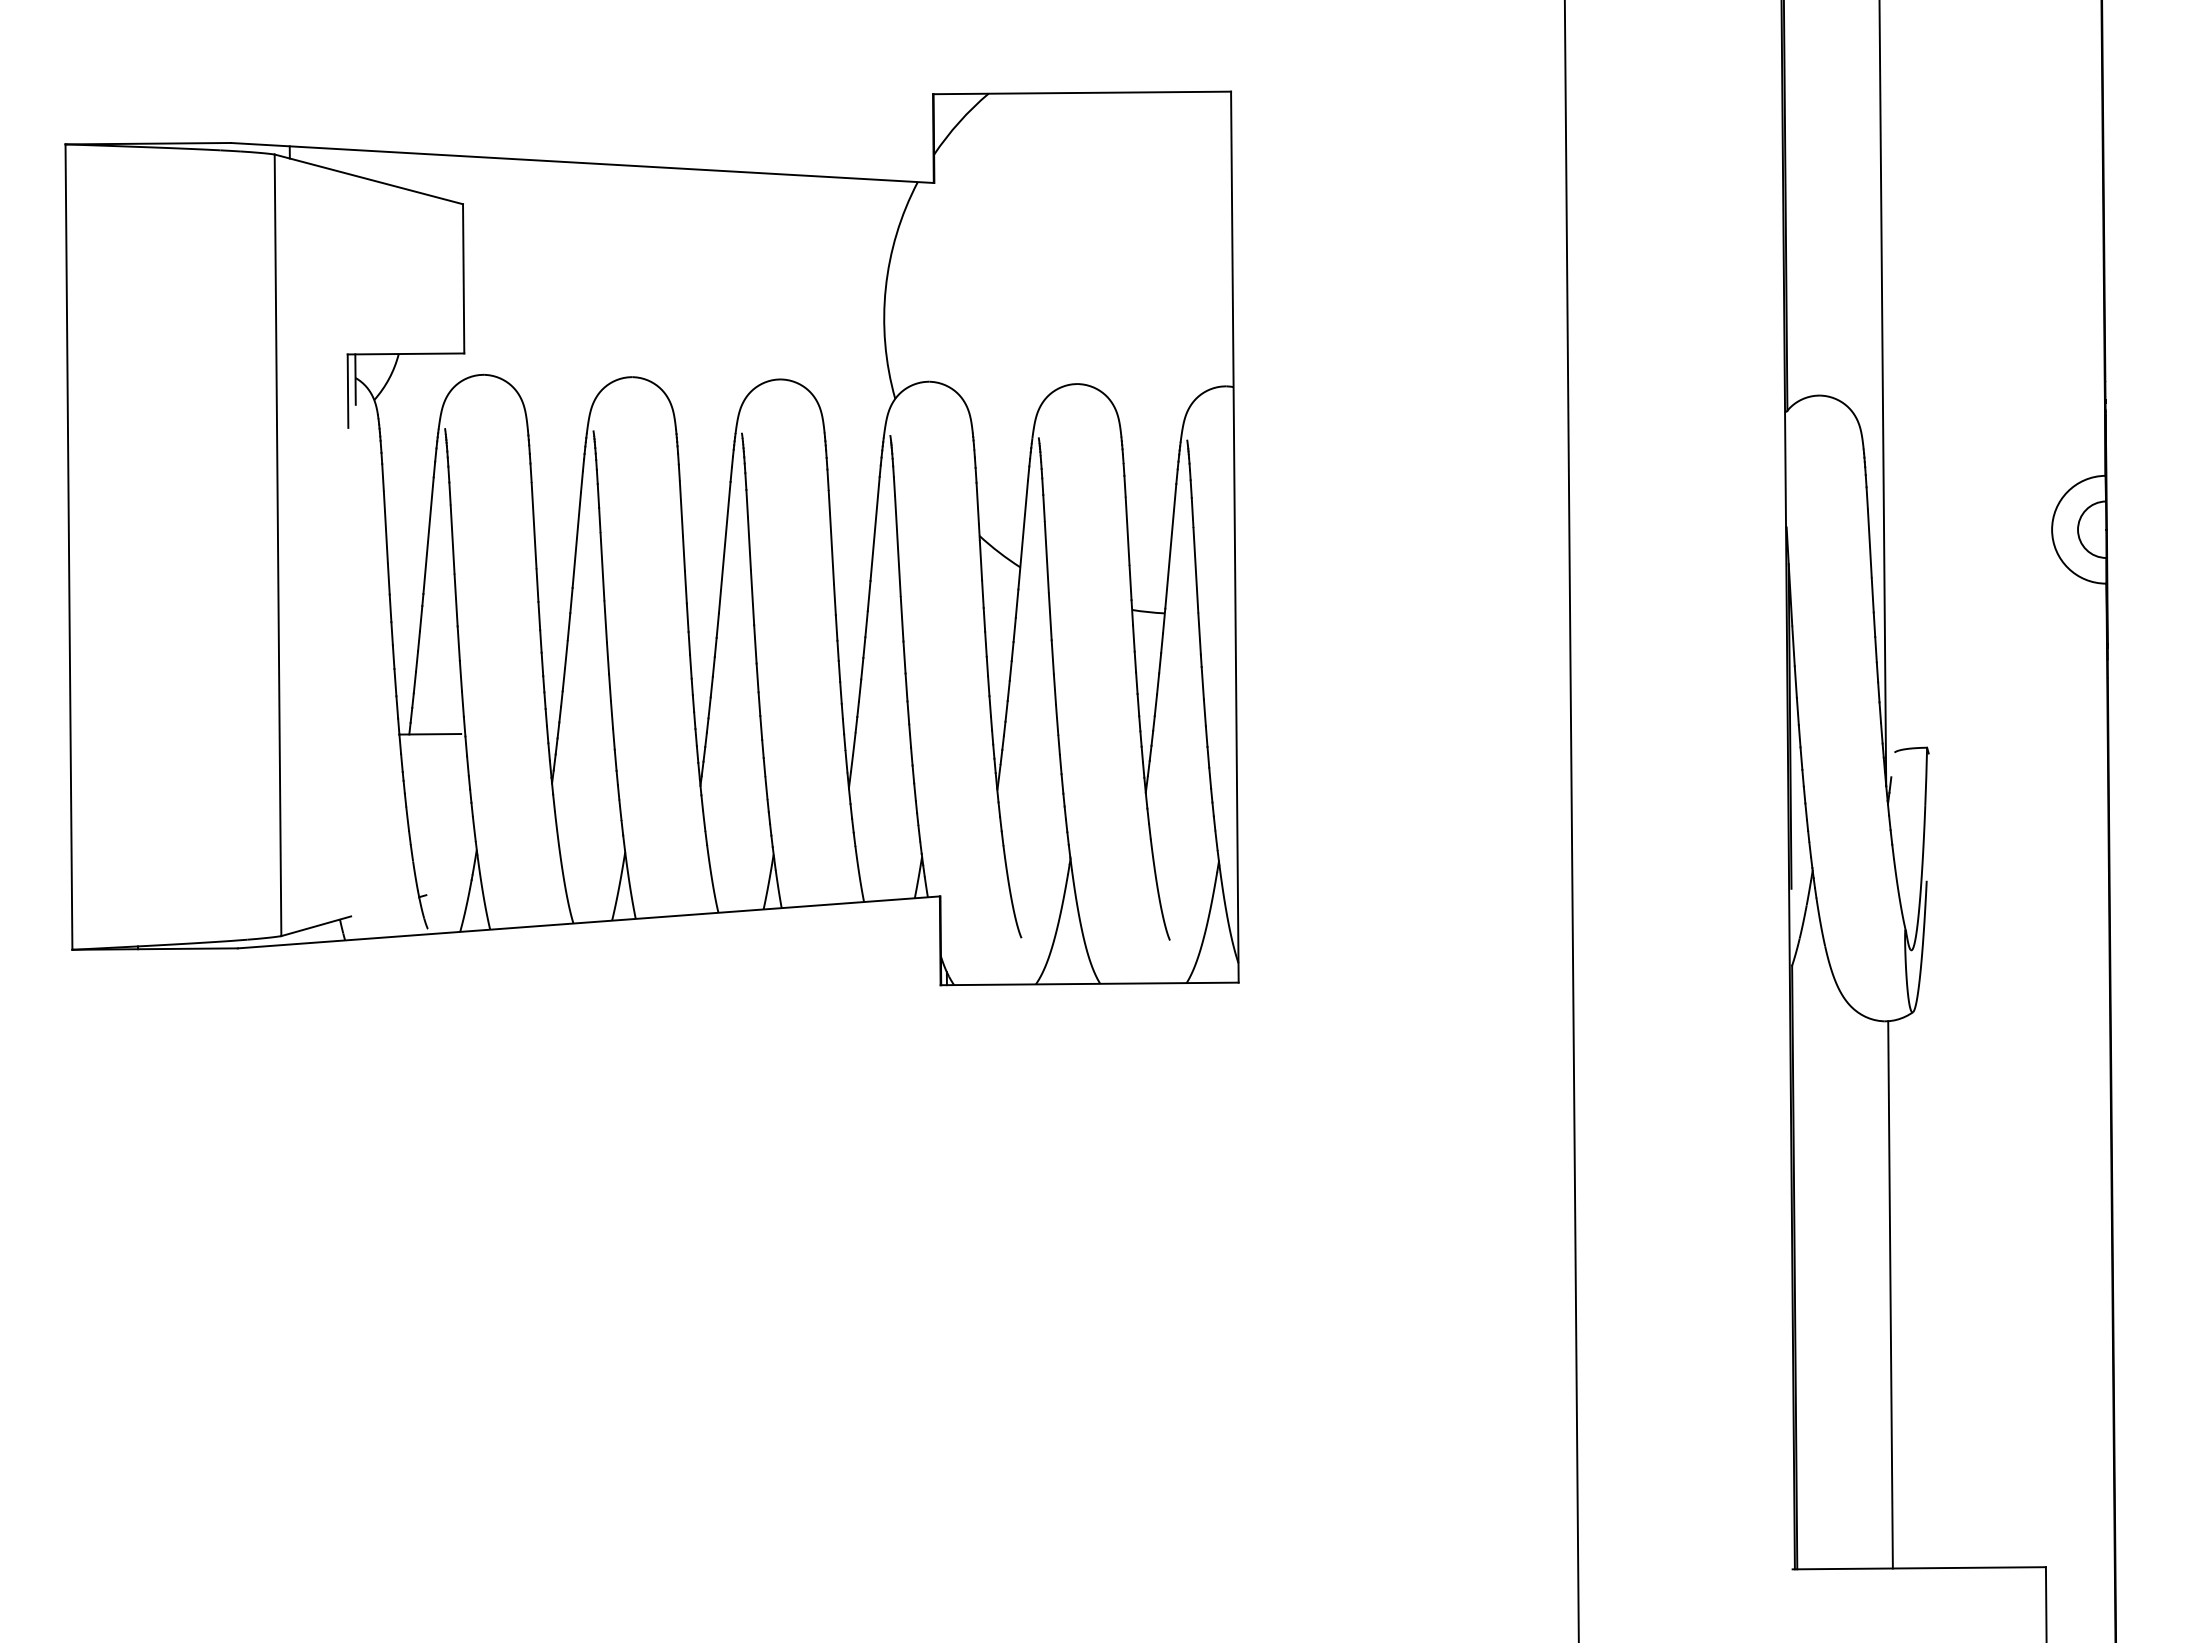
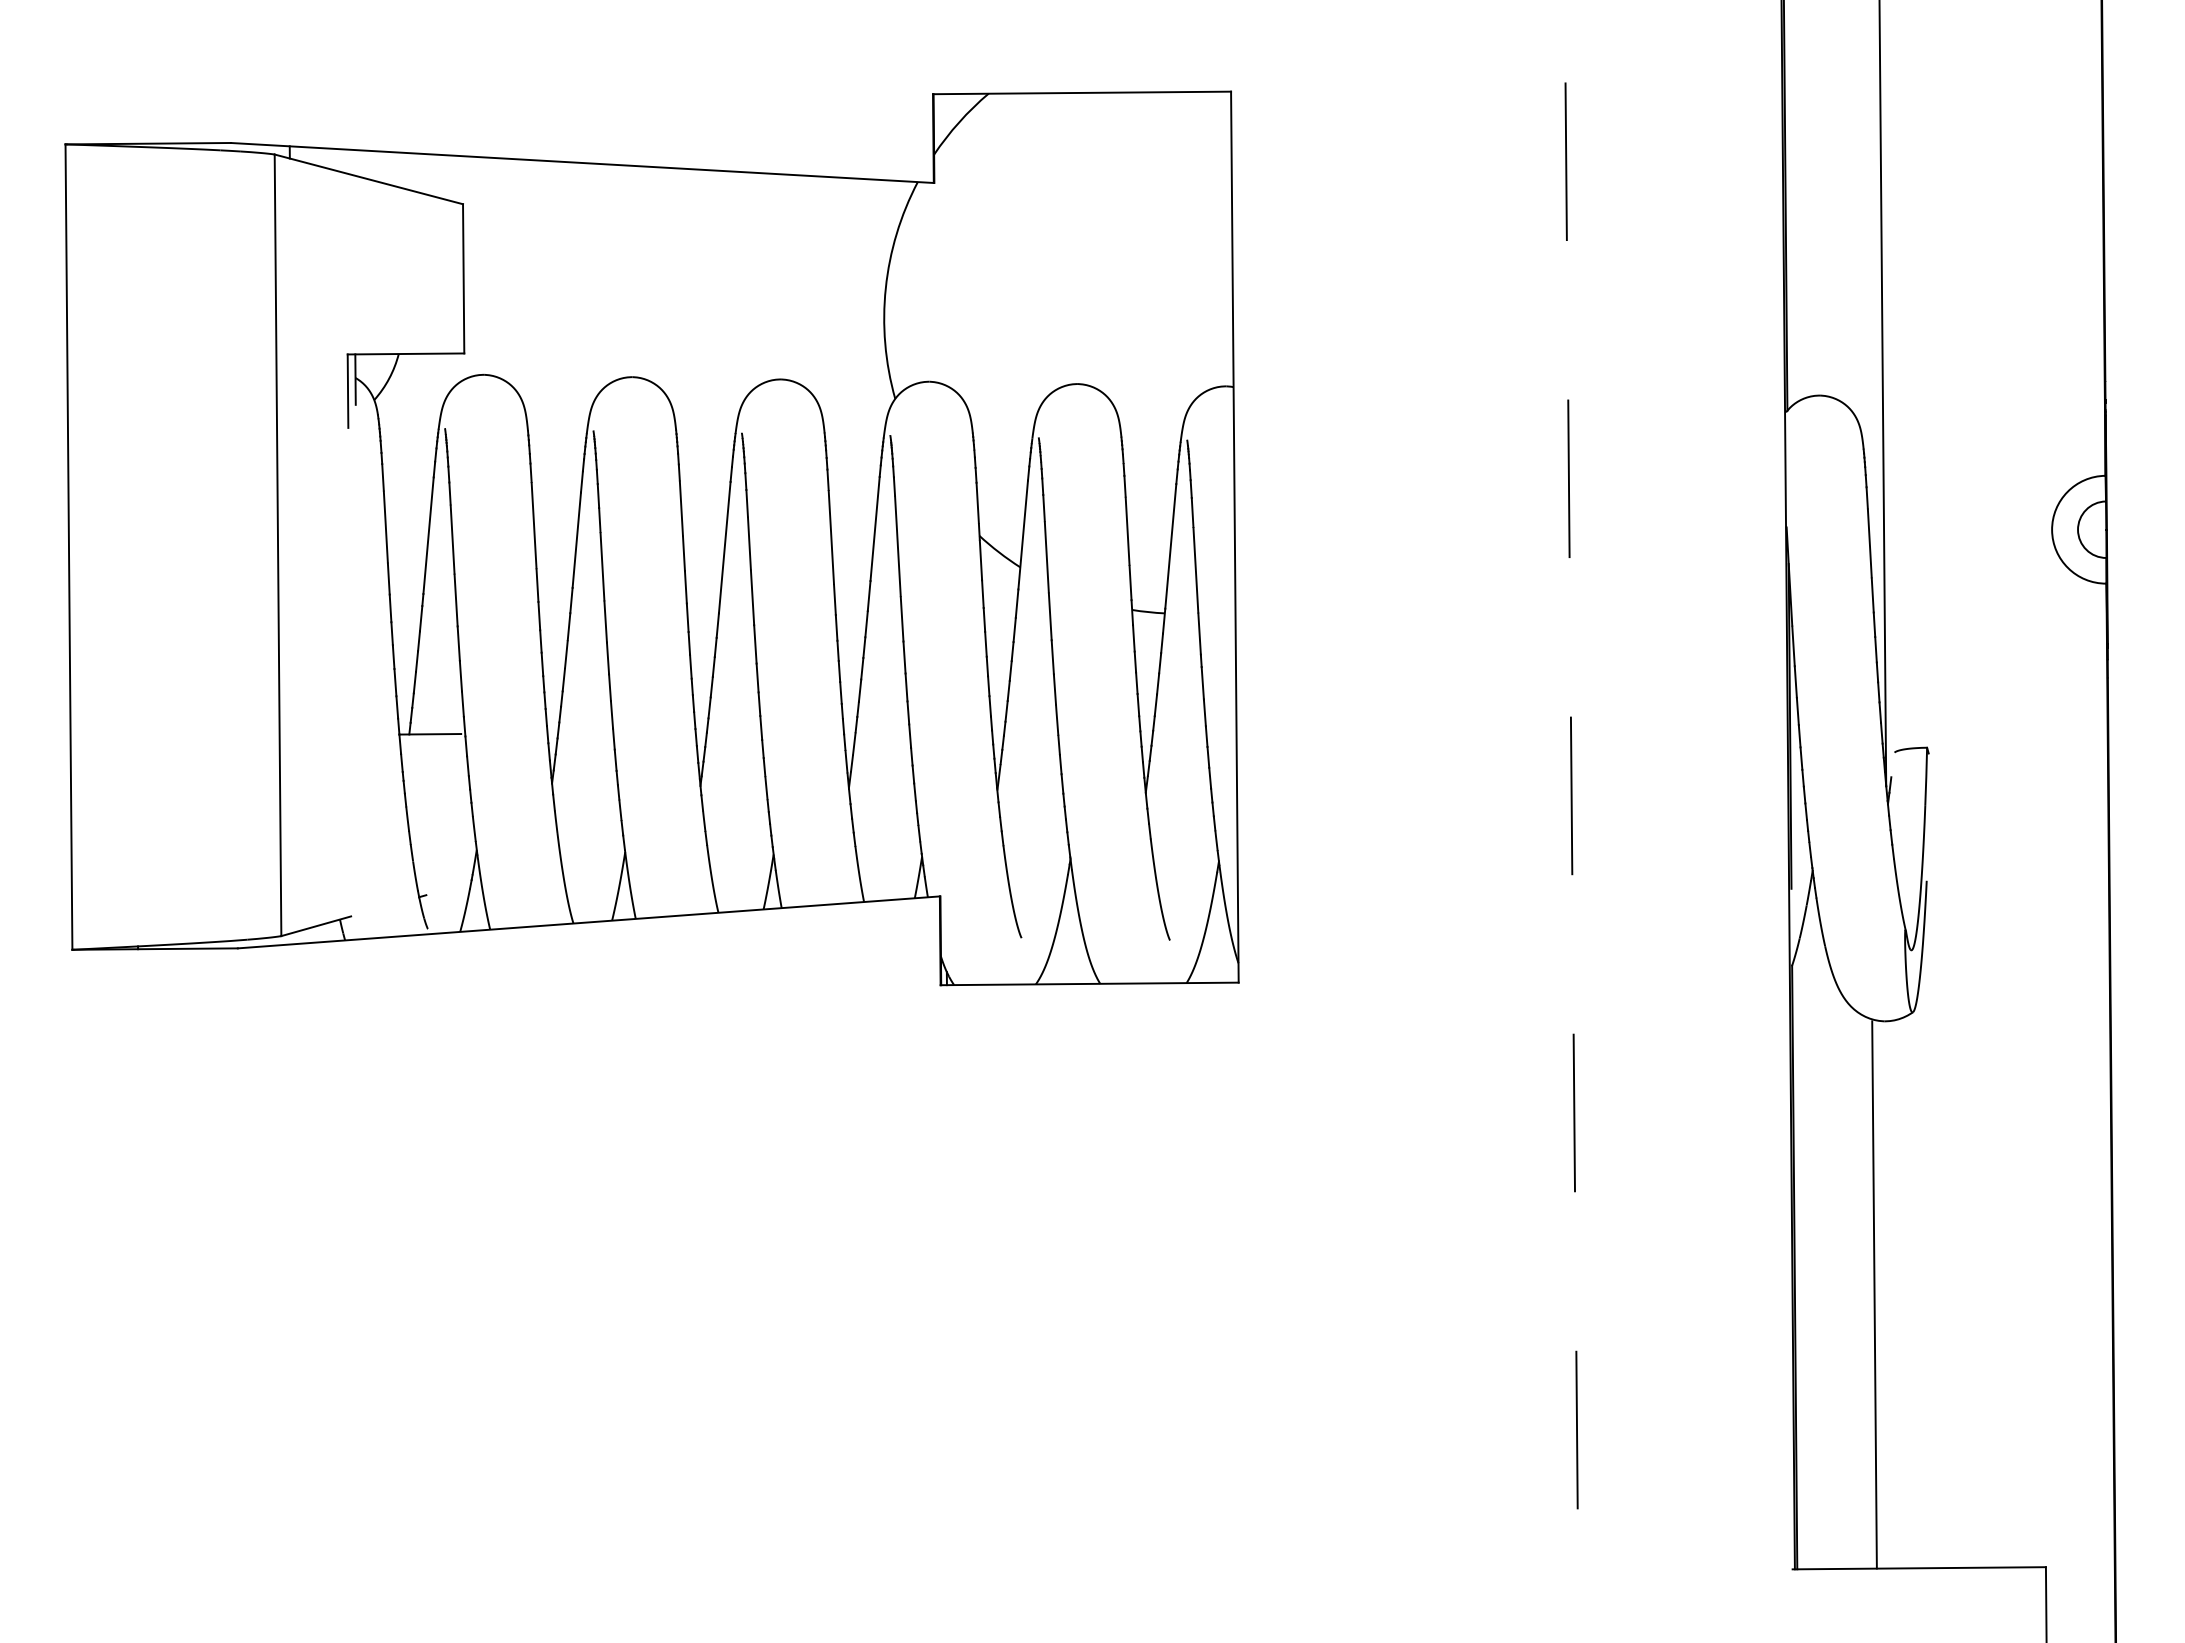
line: solid -> dashed (1571, 821)
line position: (1890, 1294) -> (1874, 1294) (1874, 1294)
